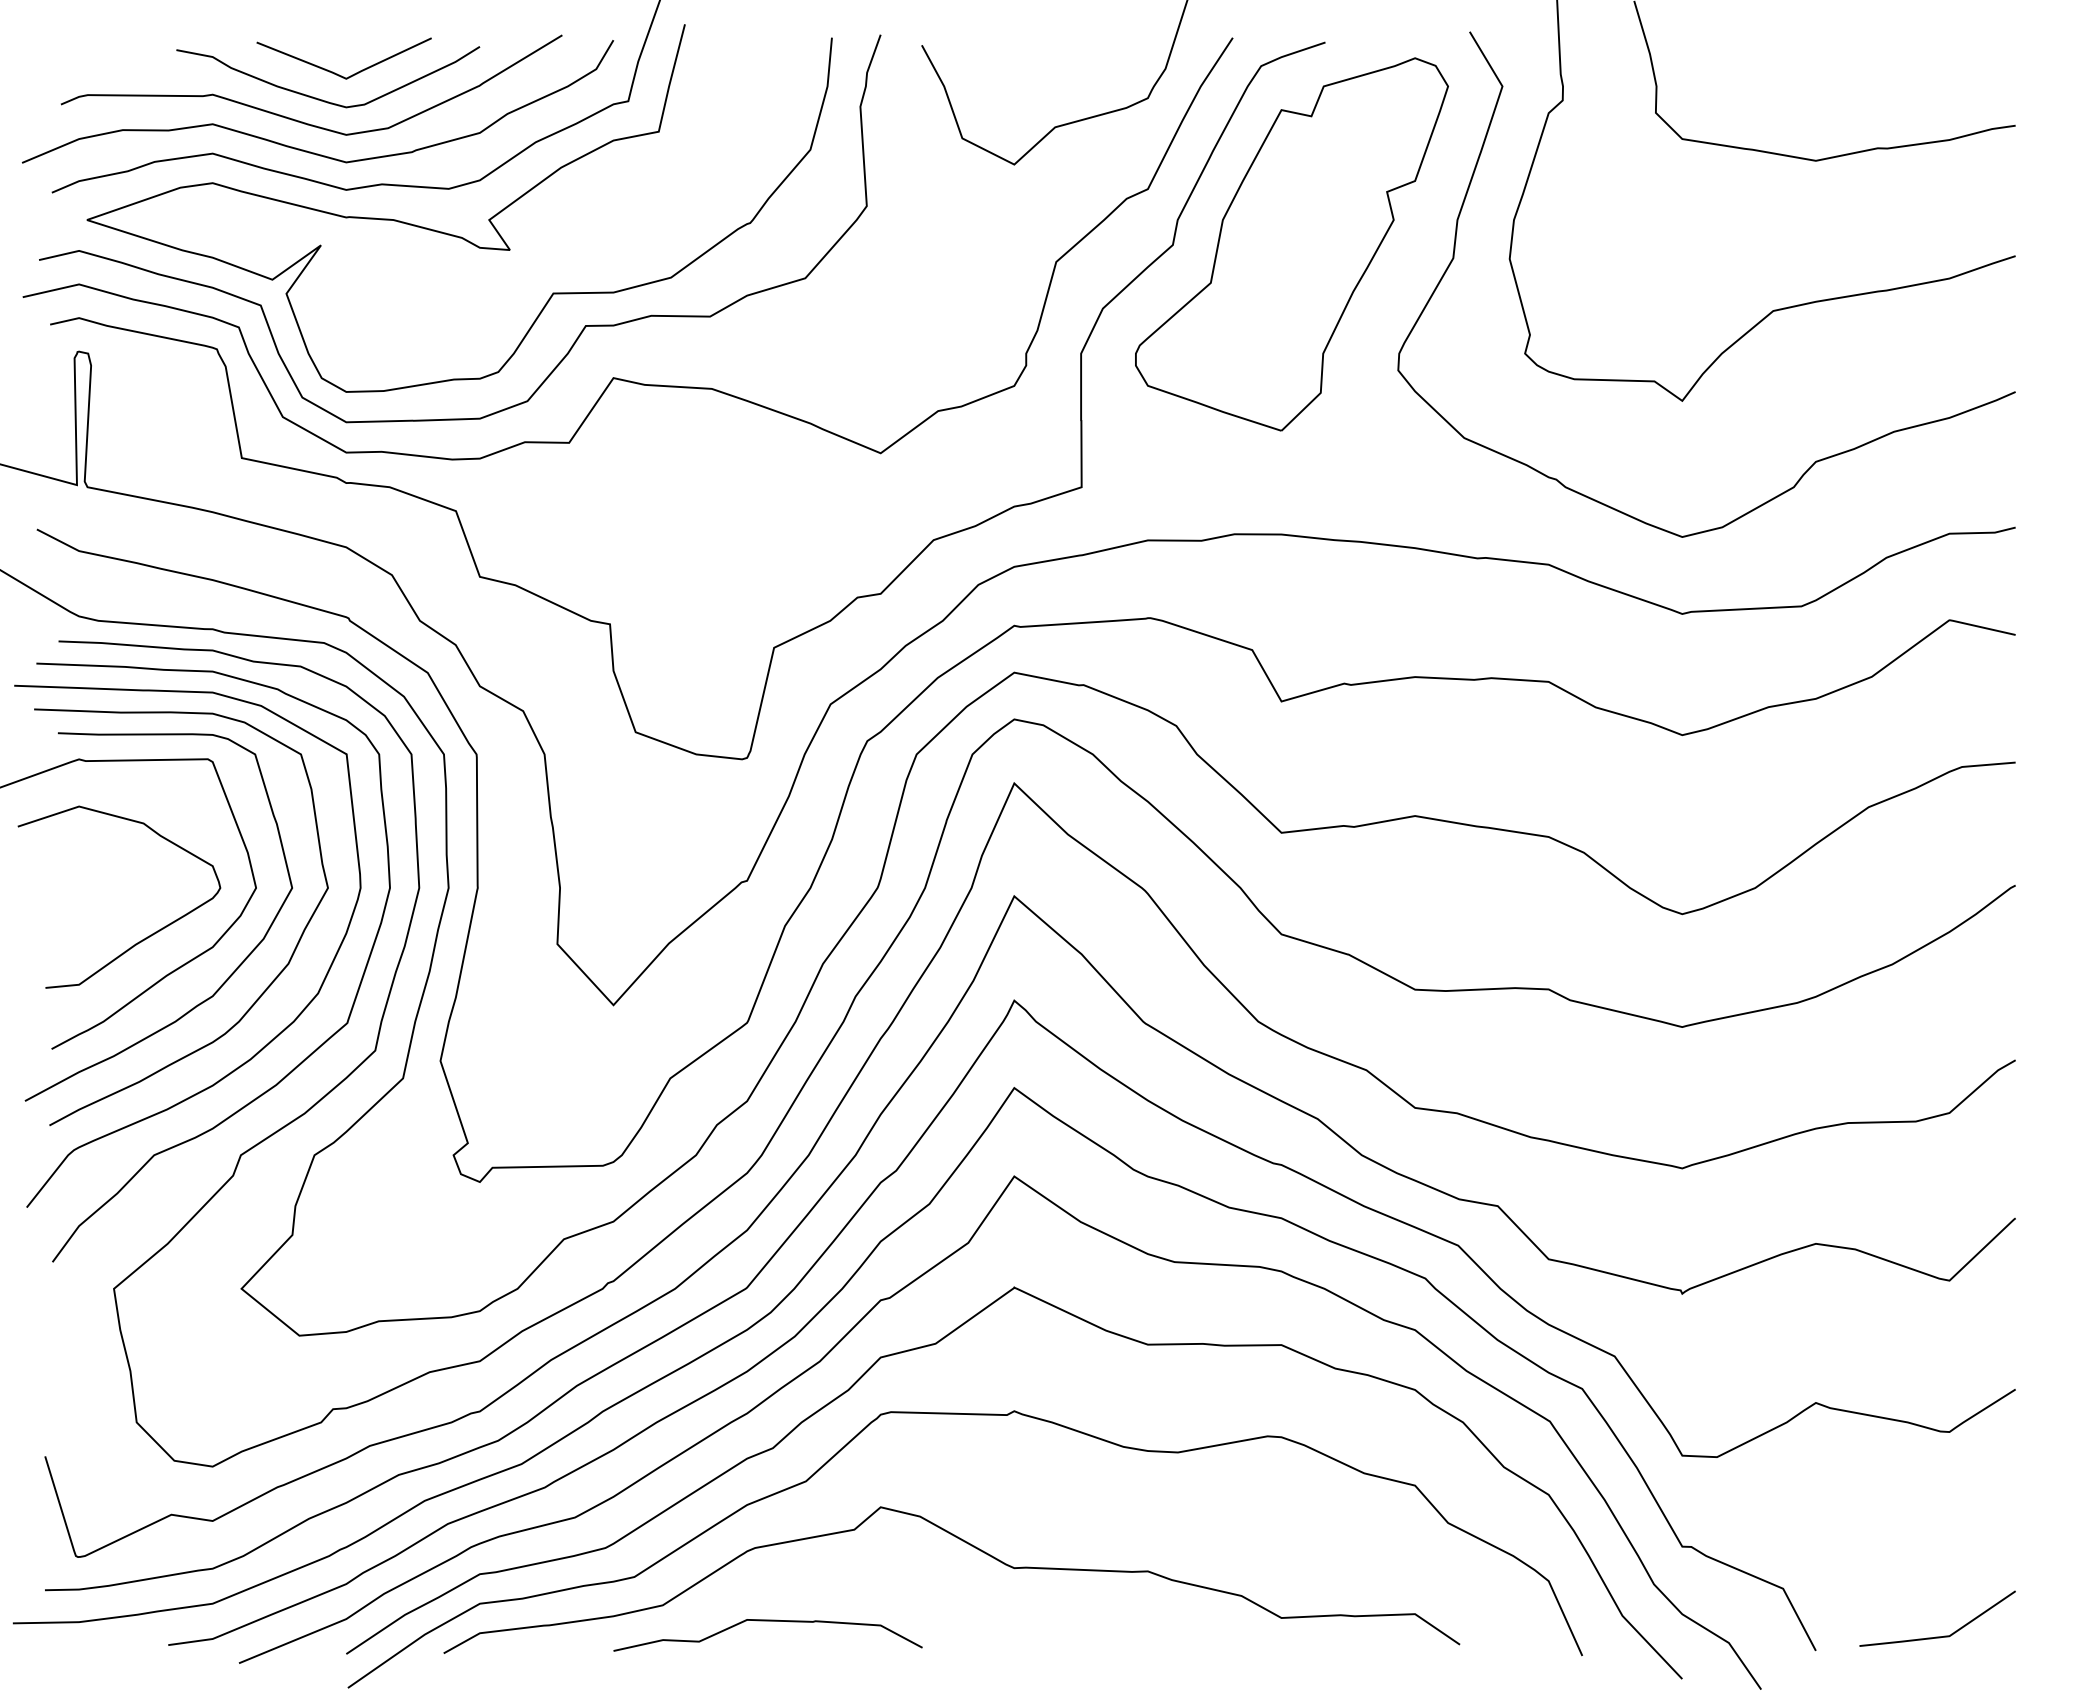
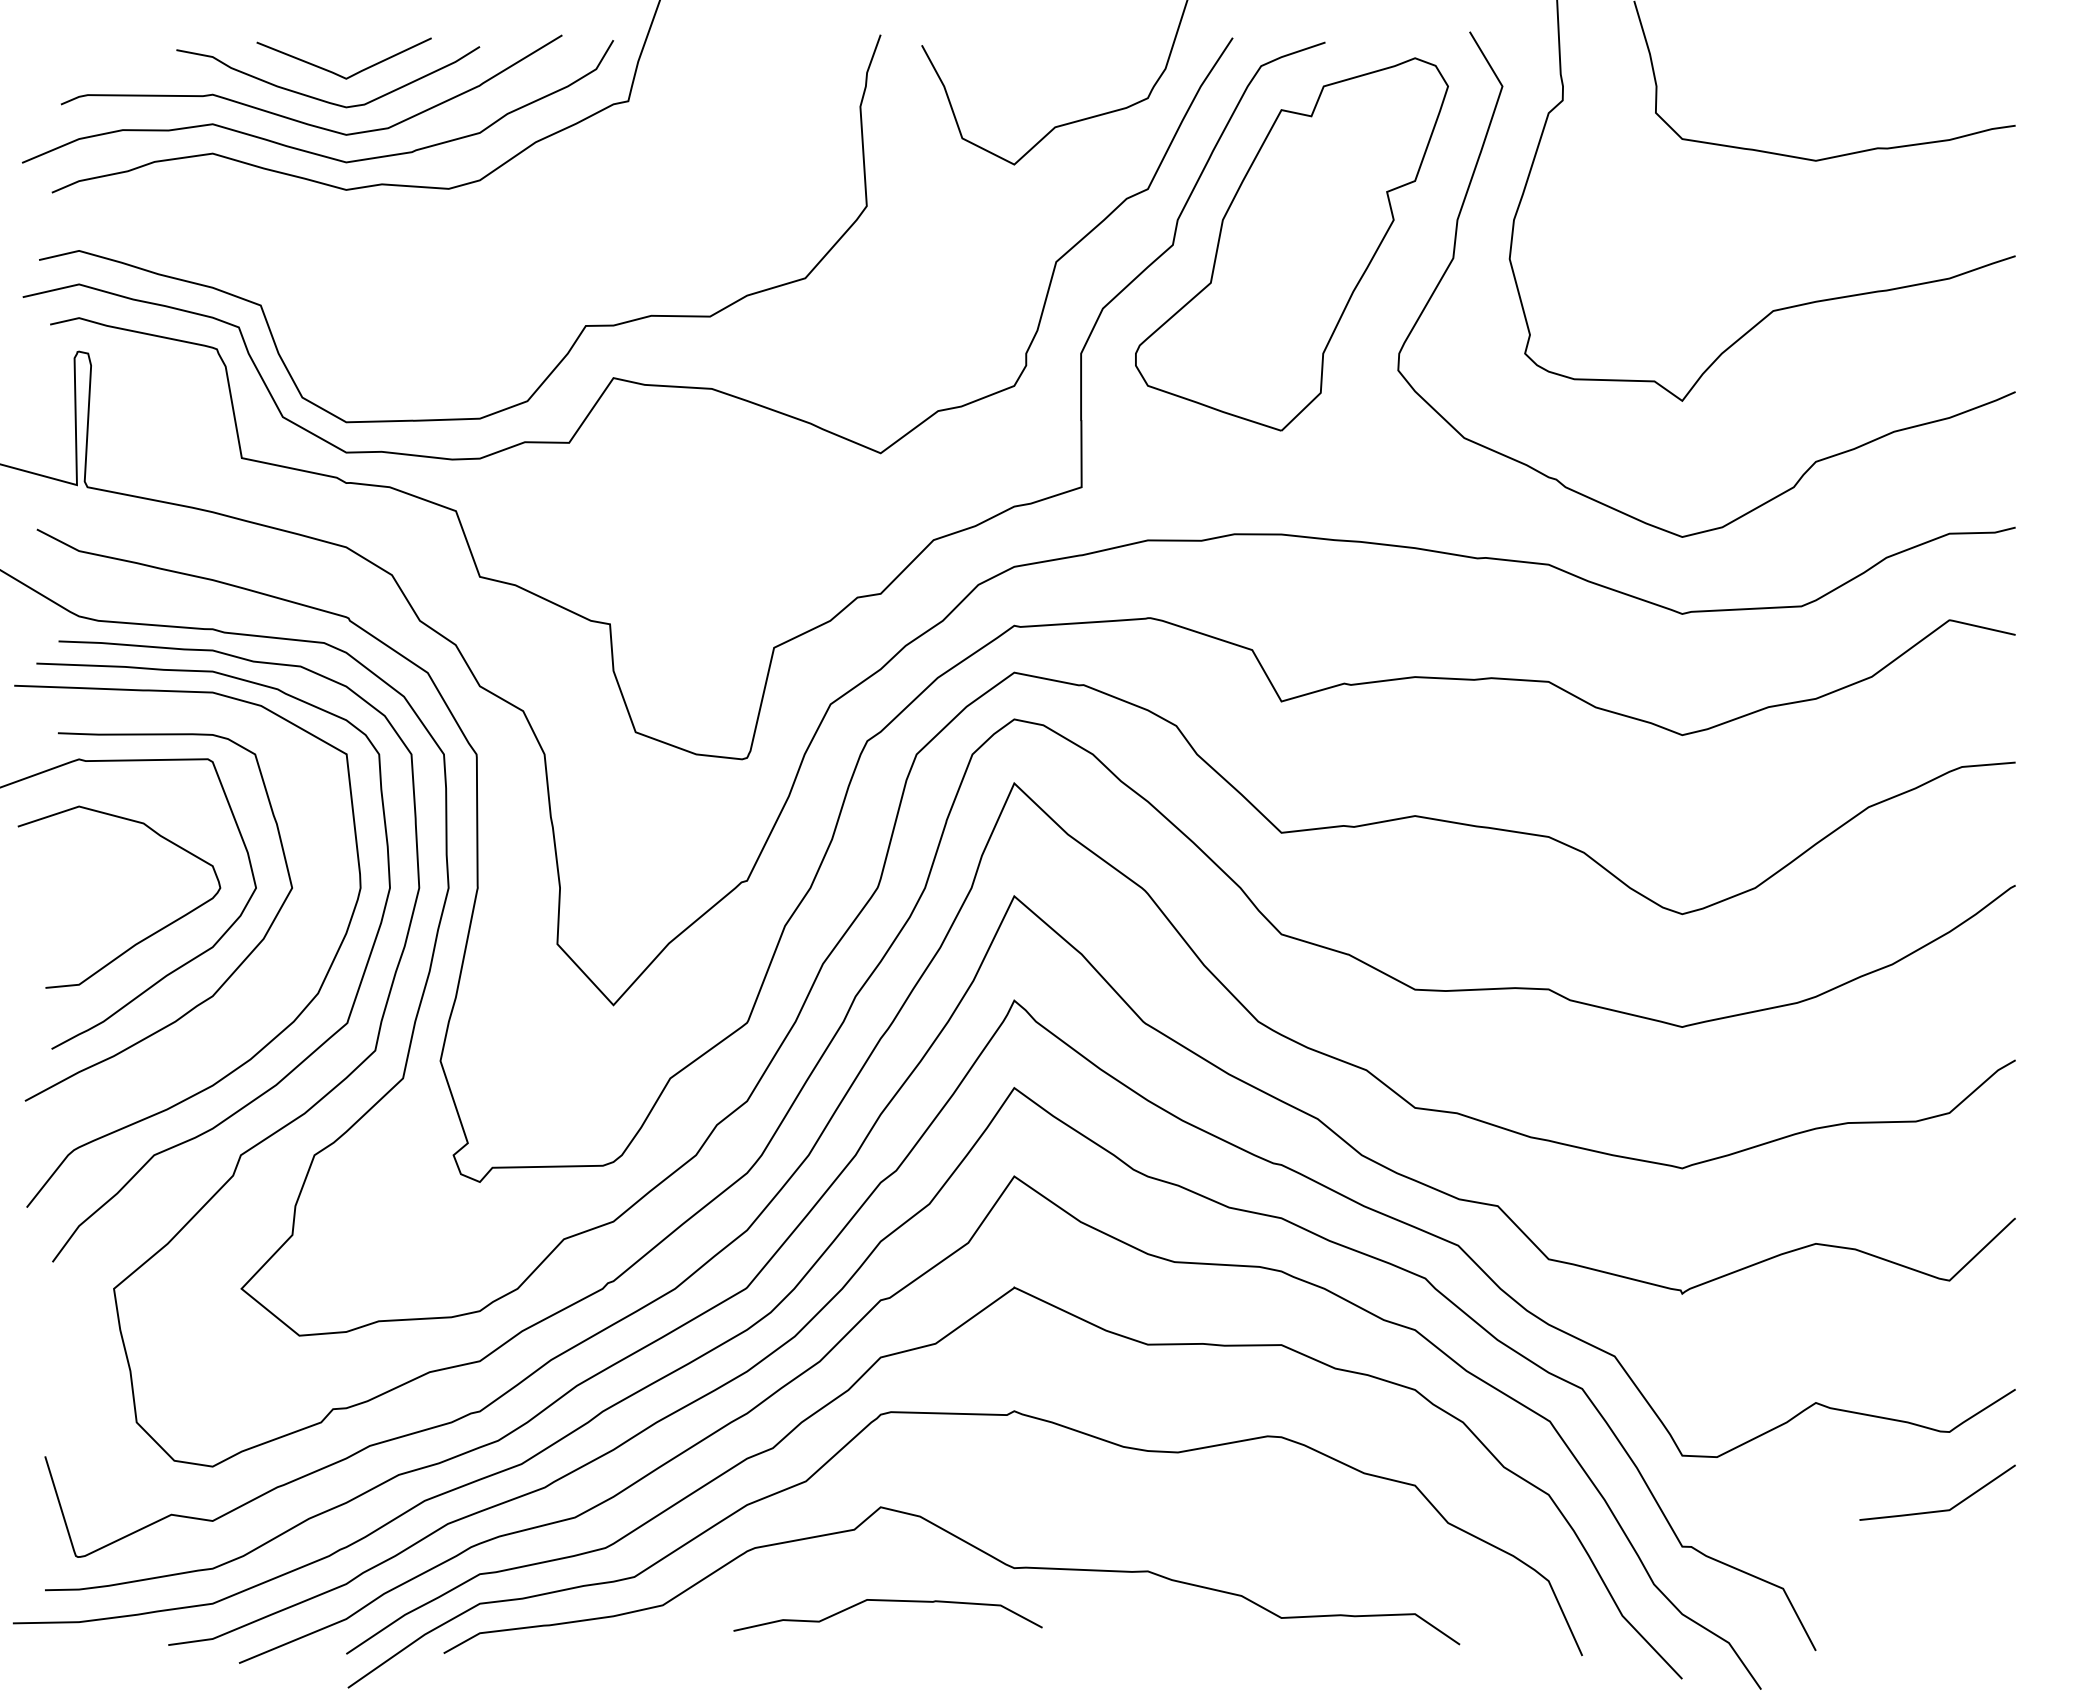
curve: present -> none (453, 234)
curve: present -> none (266, 987)
curve position: (767, 1621) -> (887, 1601) (887, 1601)
line position: (1937, 1636) -> (1937, 1510) (1937, 1510)
